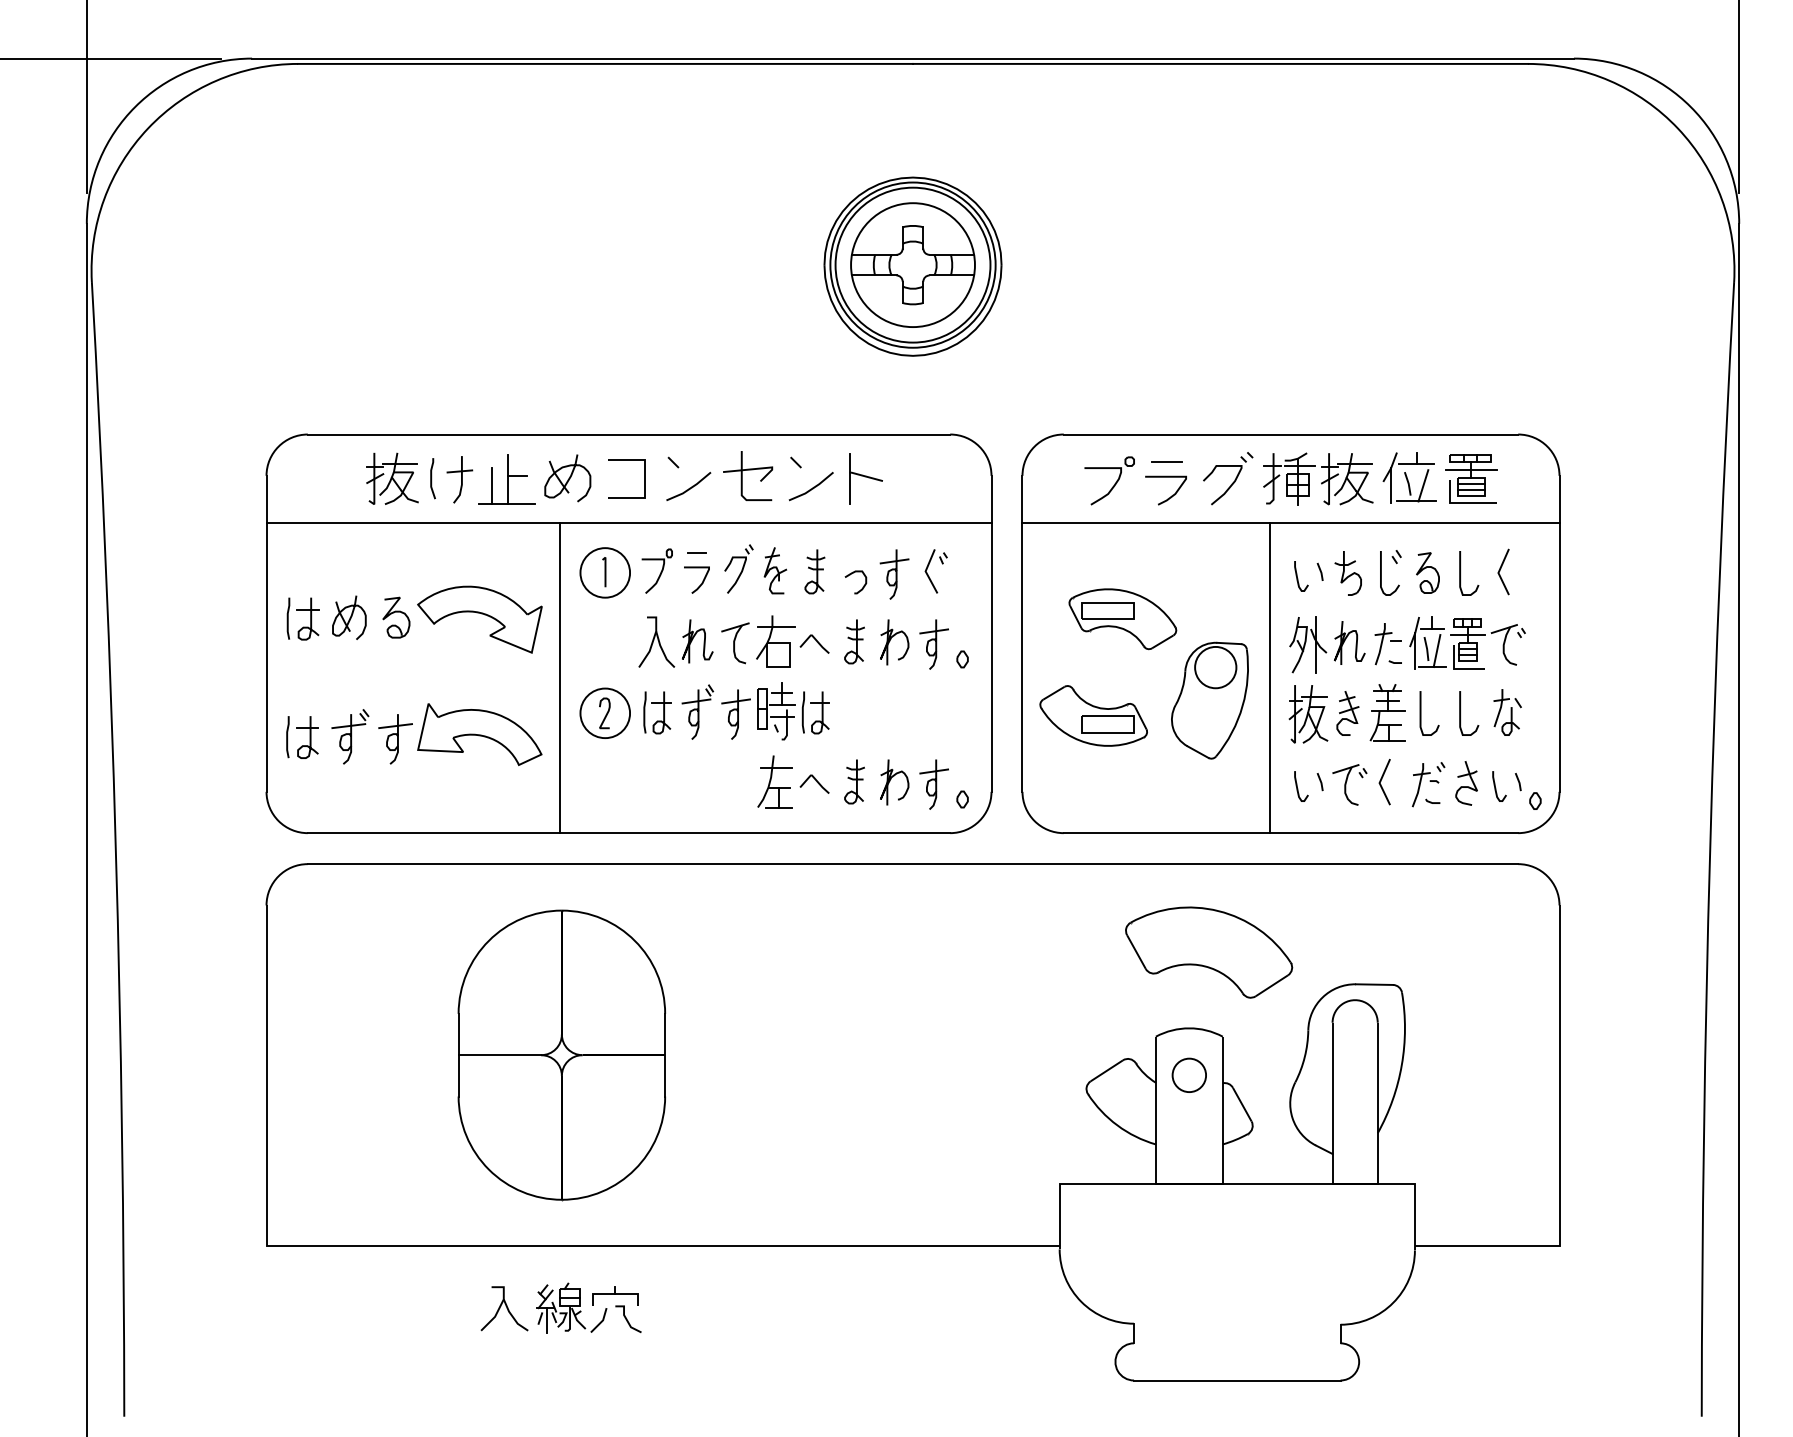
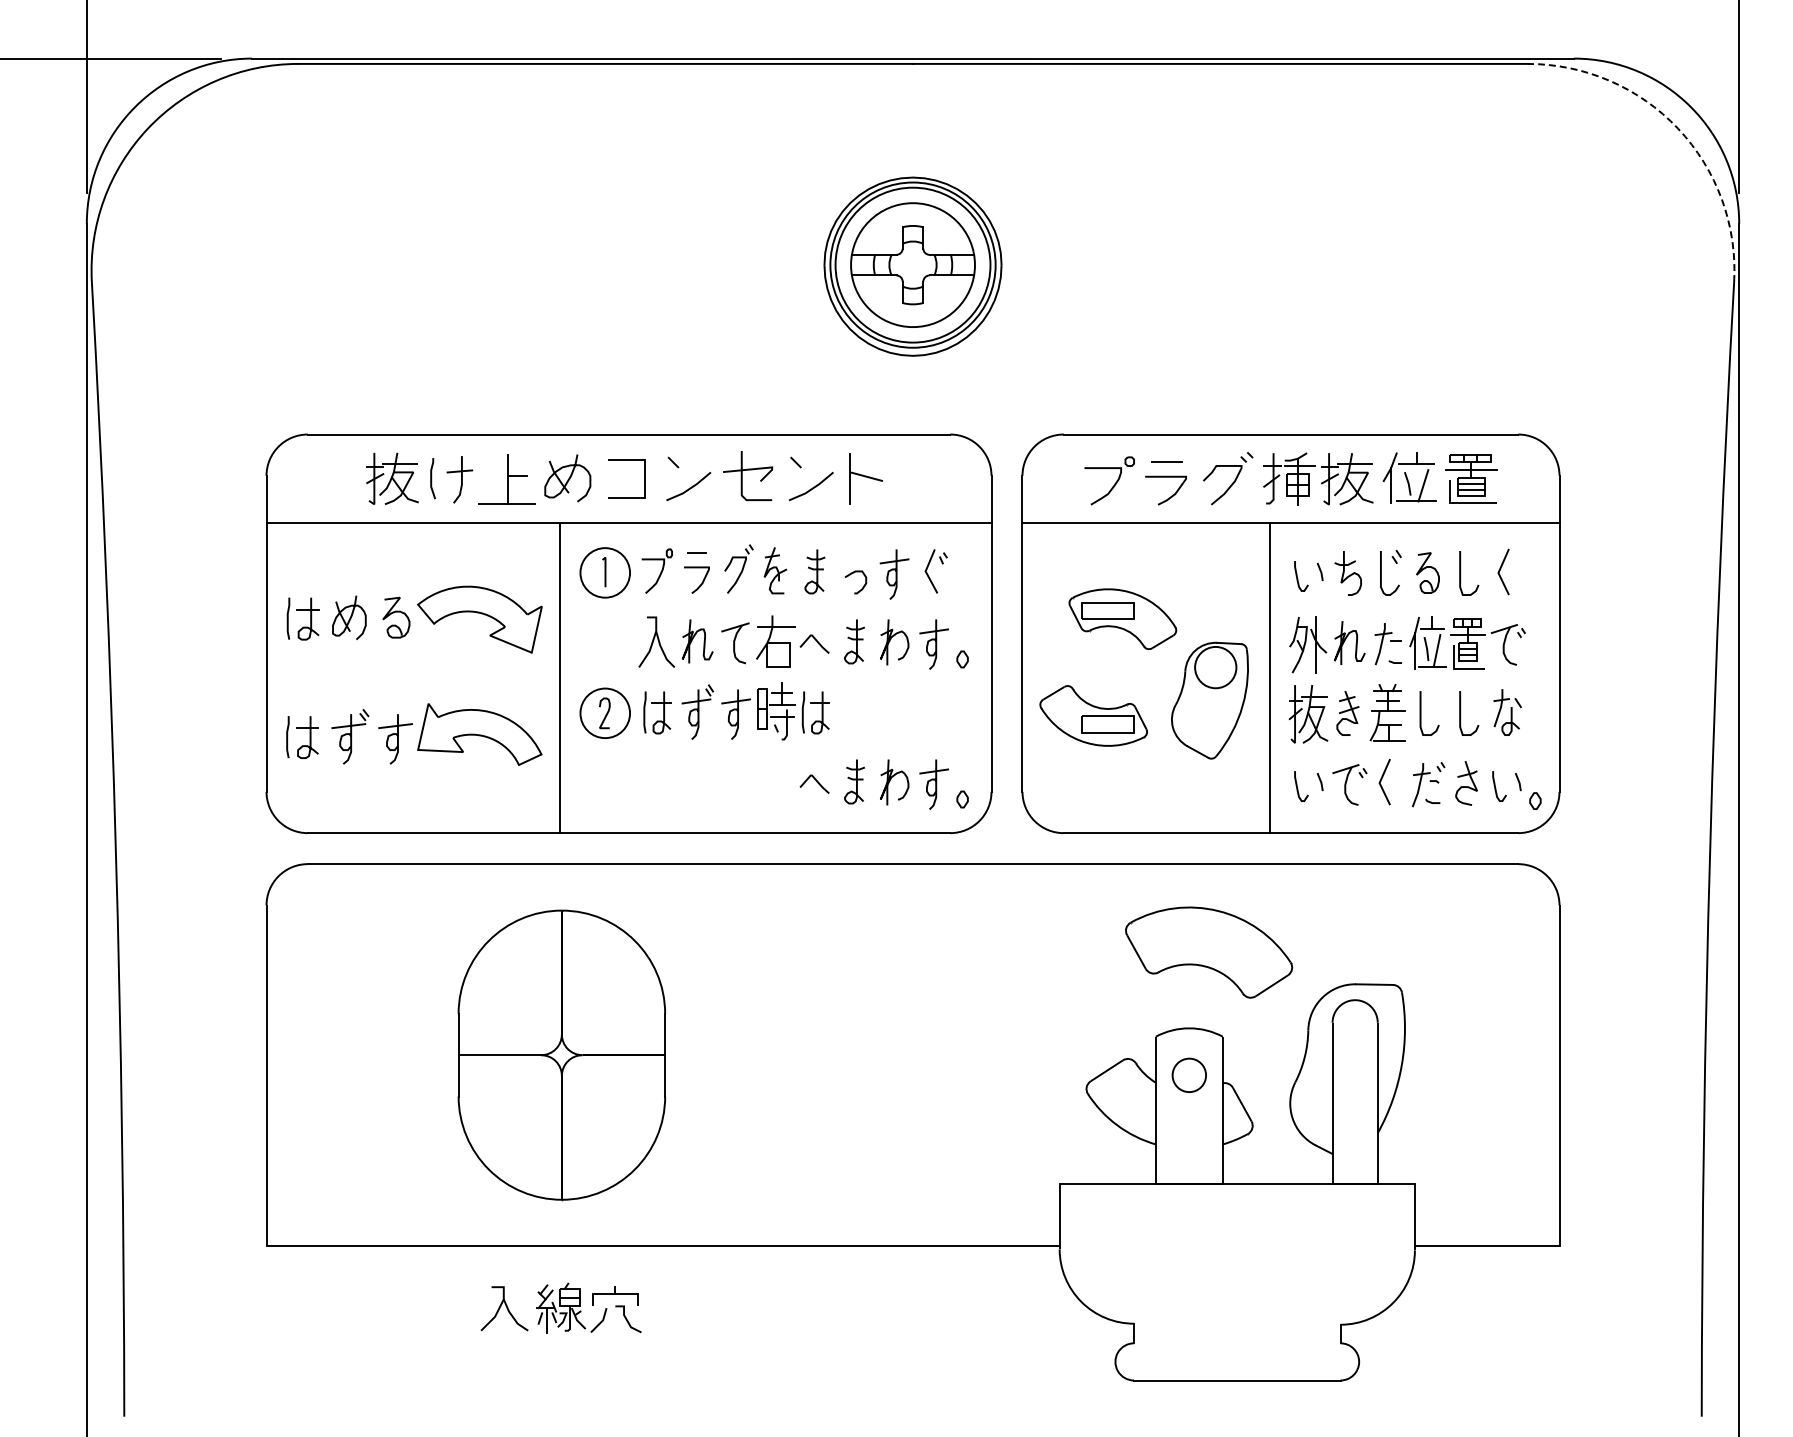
arc: solid -> dashed (1678, 128)
line: present -> none (492, 485)
part: present -> none (774, 781)
